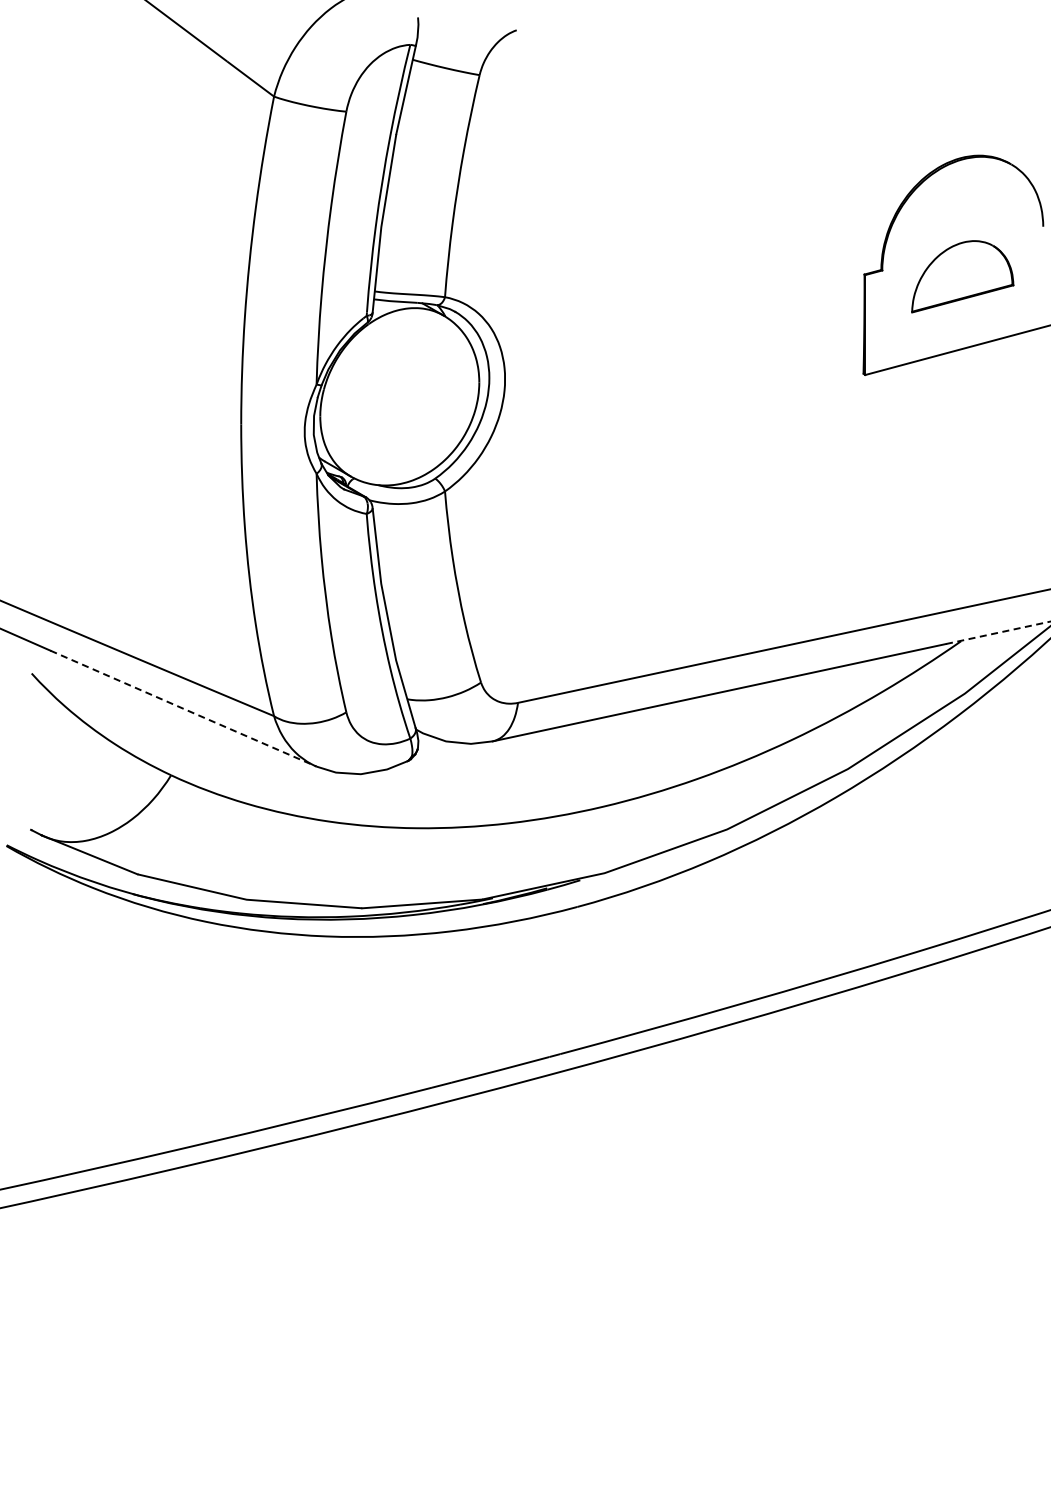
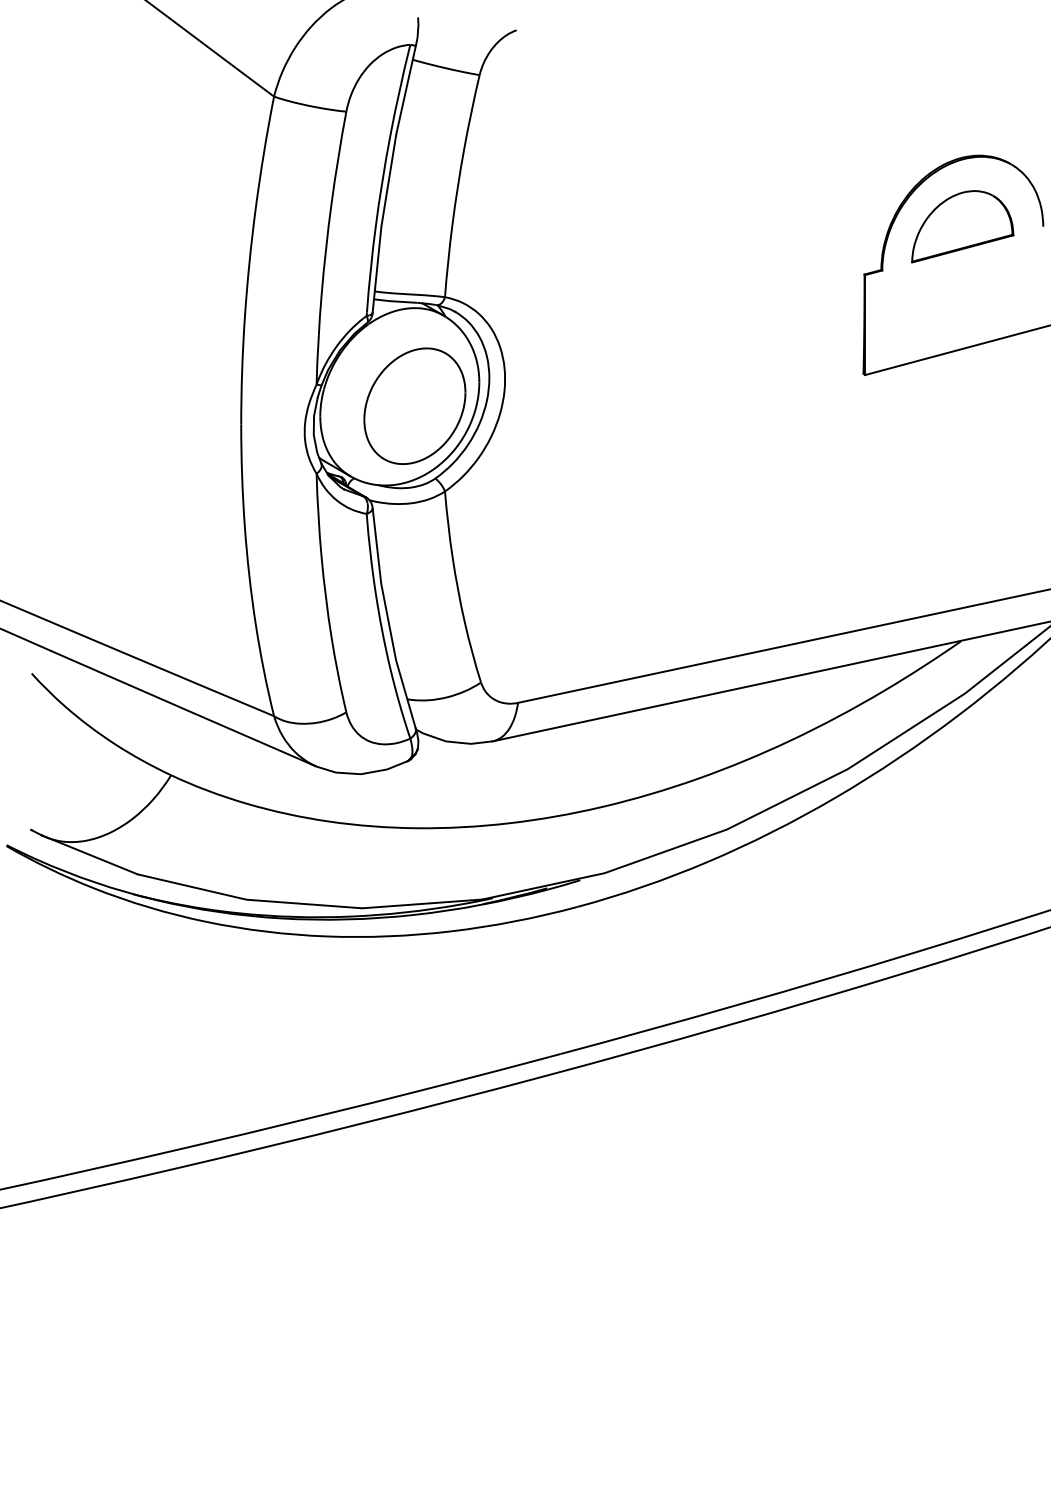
part position: (962, 276) -> (962, 226) (962, 226)
part: none -> present (414, 405)
line: dashed -> solid (998, 632)
line: dashed -> solid (184, 709)
